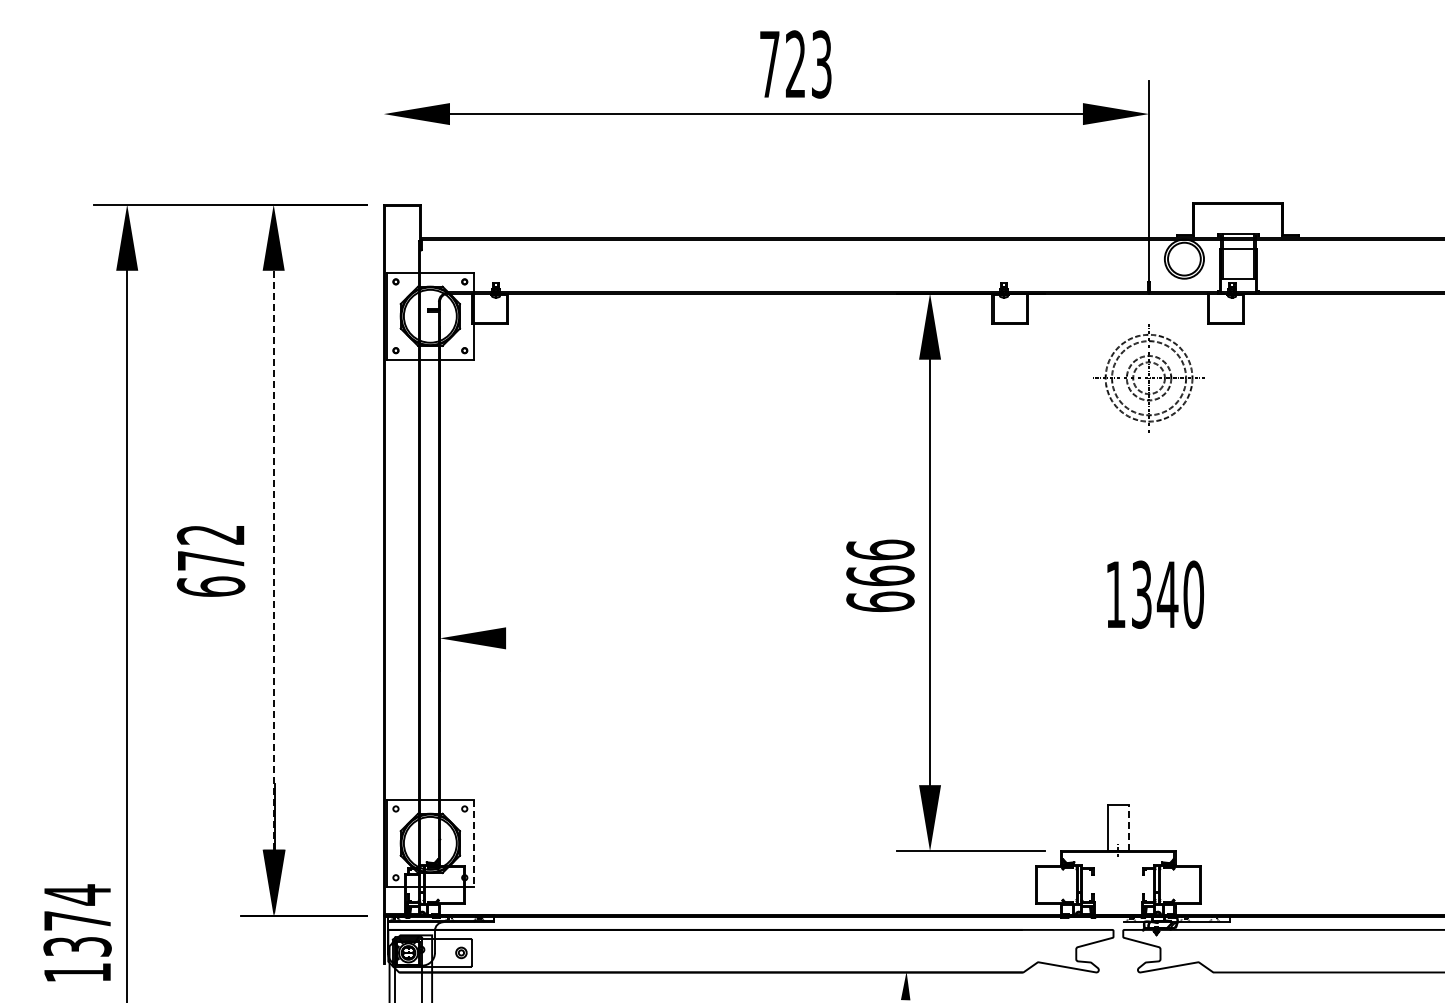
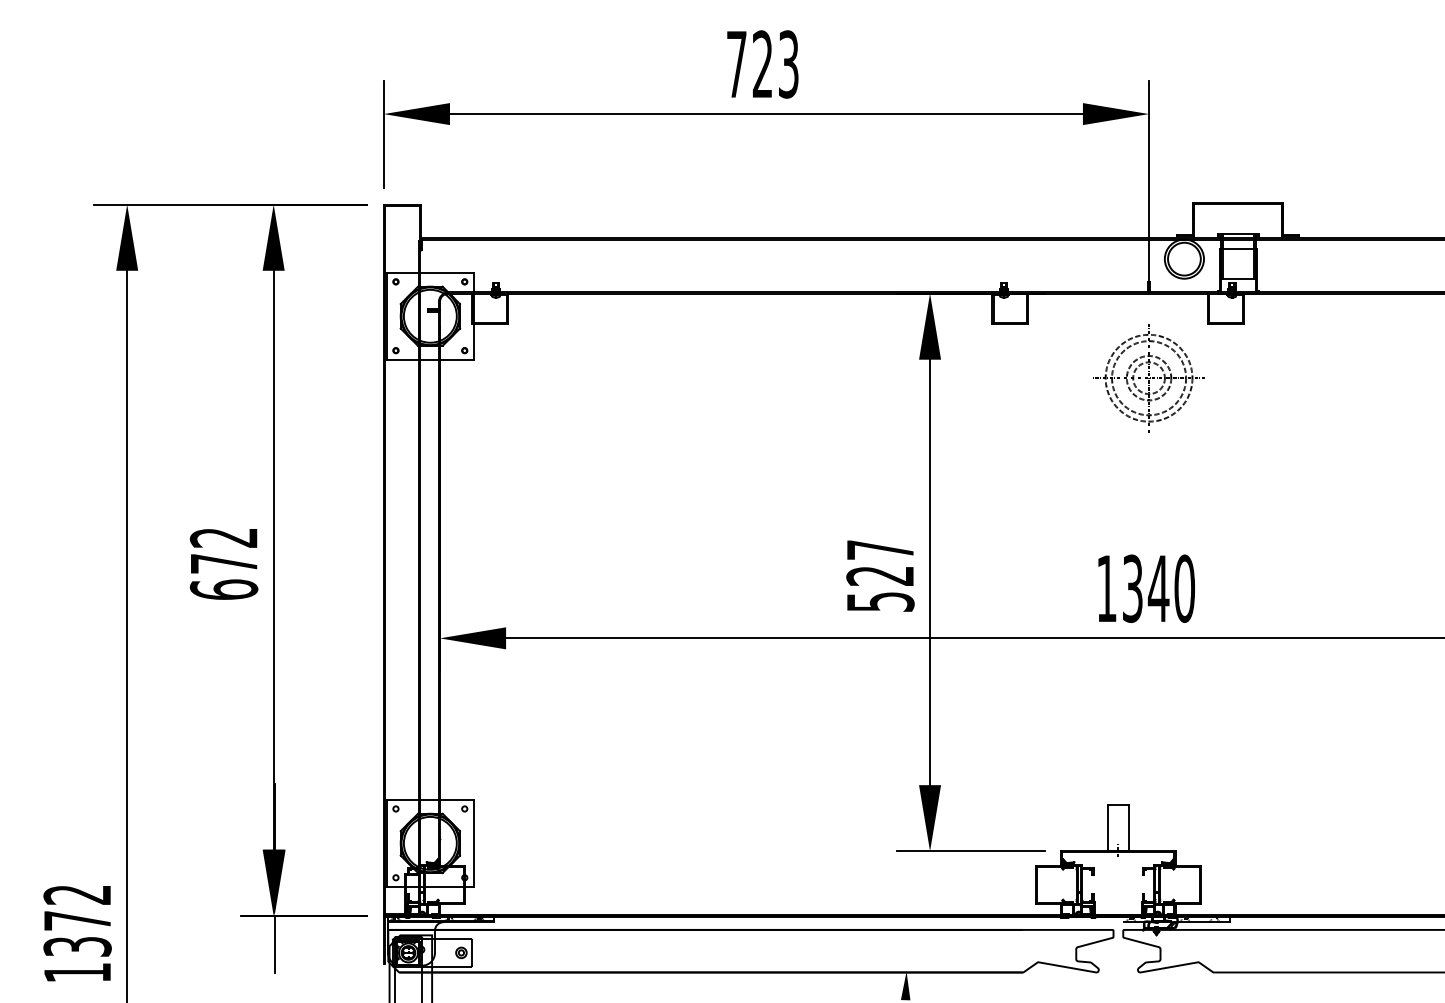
text position: (795, 64) -> (762, 64) (762, 64)
line: none -> present (383, 134)
line: dashed -> solid (273, 560)
text position: (210, 561) -> (223, 564) (223, 564)
text: 666 -> 527 (880, 575)
text position: (1155, 594) -> (1146, 588) (1146, 588)
line: none -> present (973, 638)
line: dashed -> solid (1128, 828)
line: dashed -> solid (473, 843)
text: 1374 -> 1372 (76, 894)
line: none -> present (274, 944)
